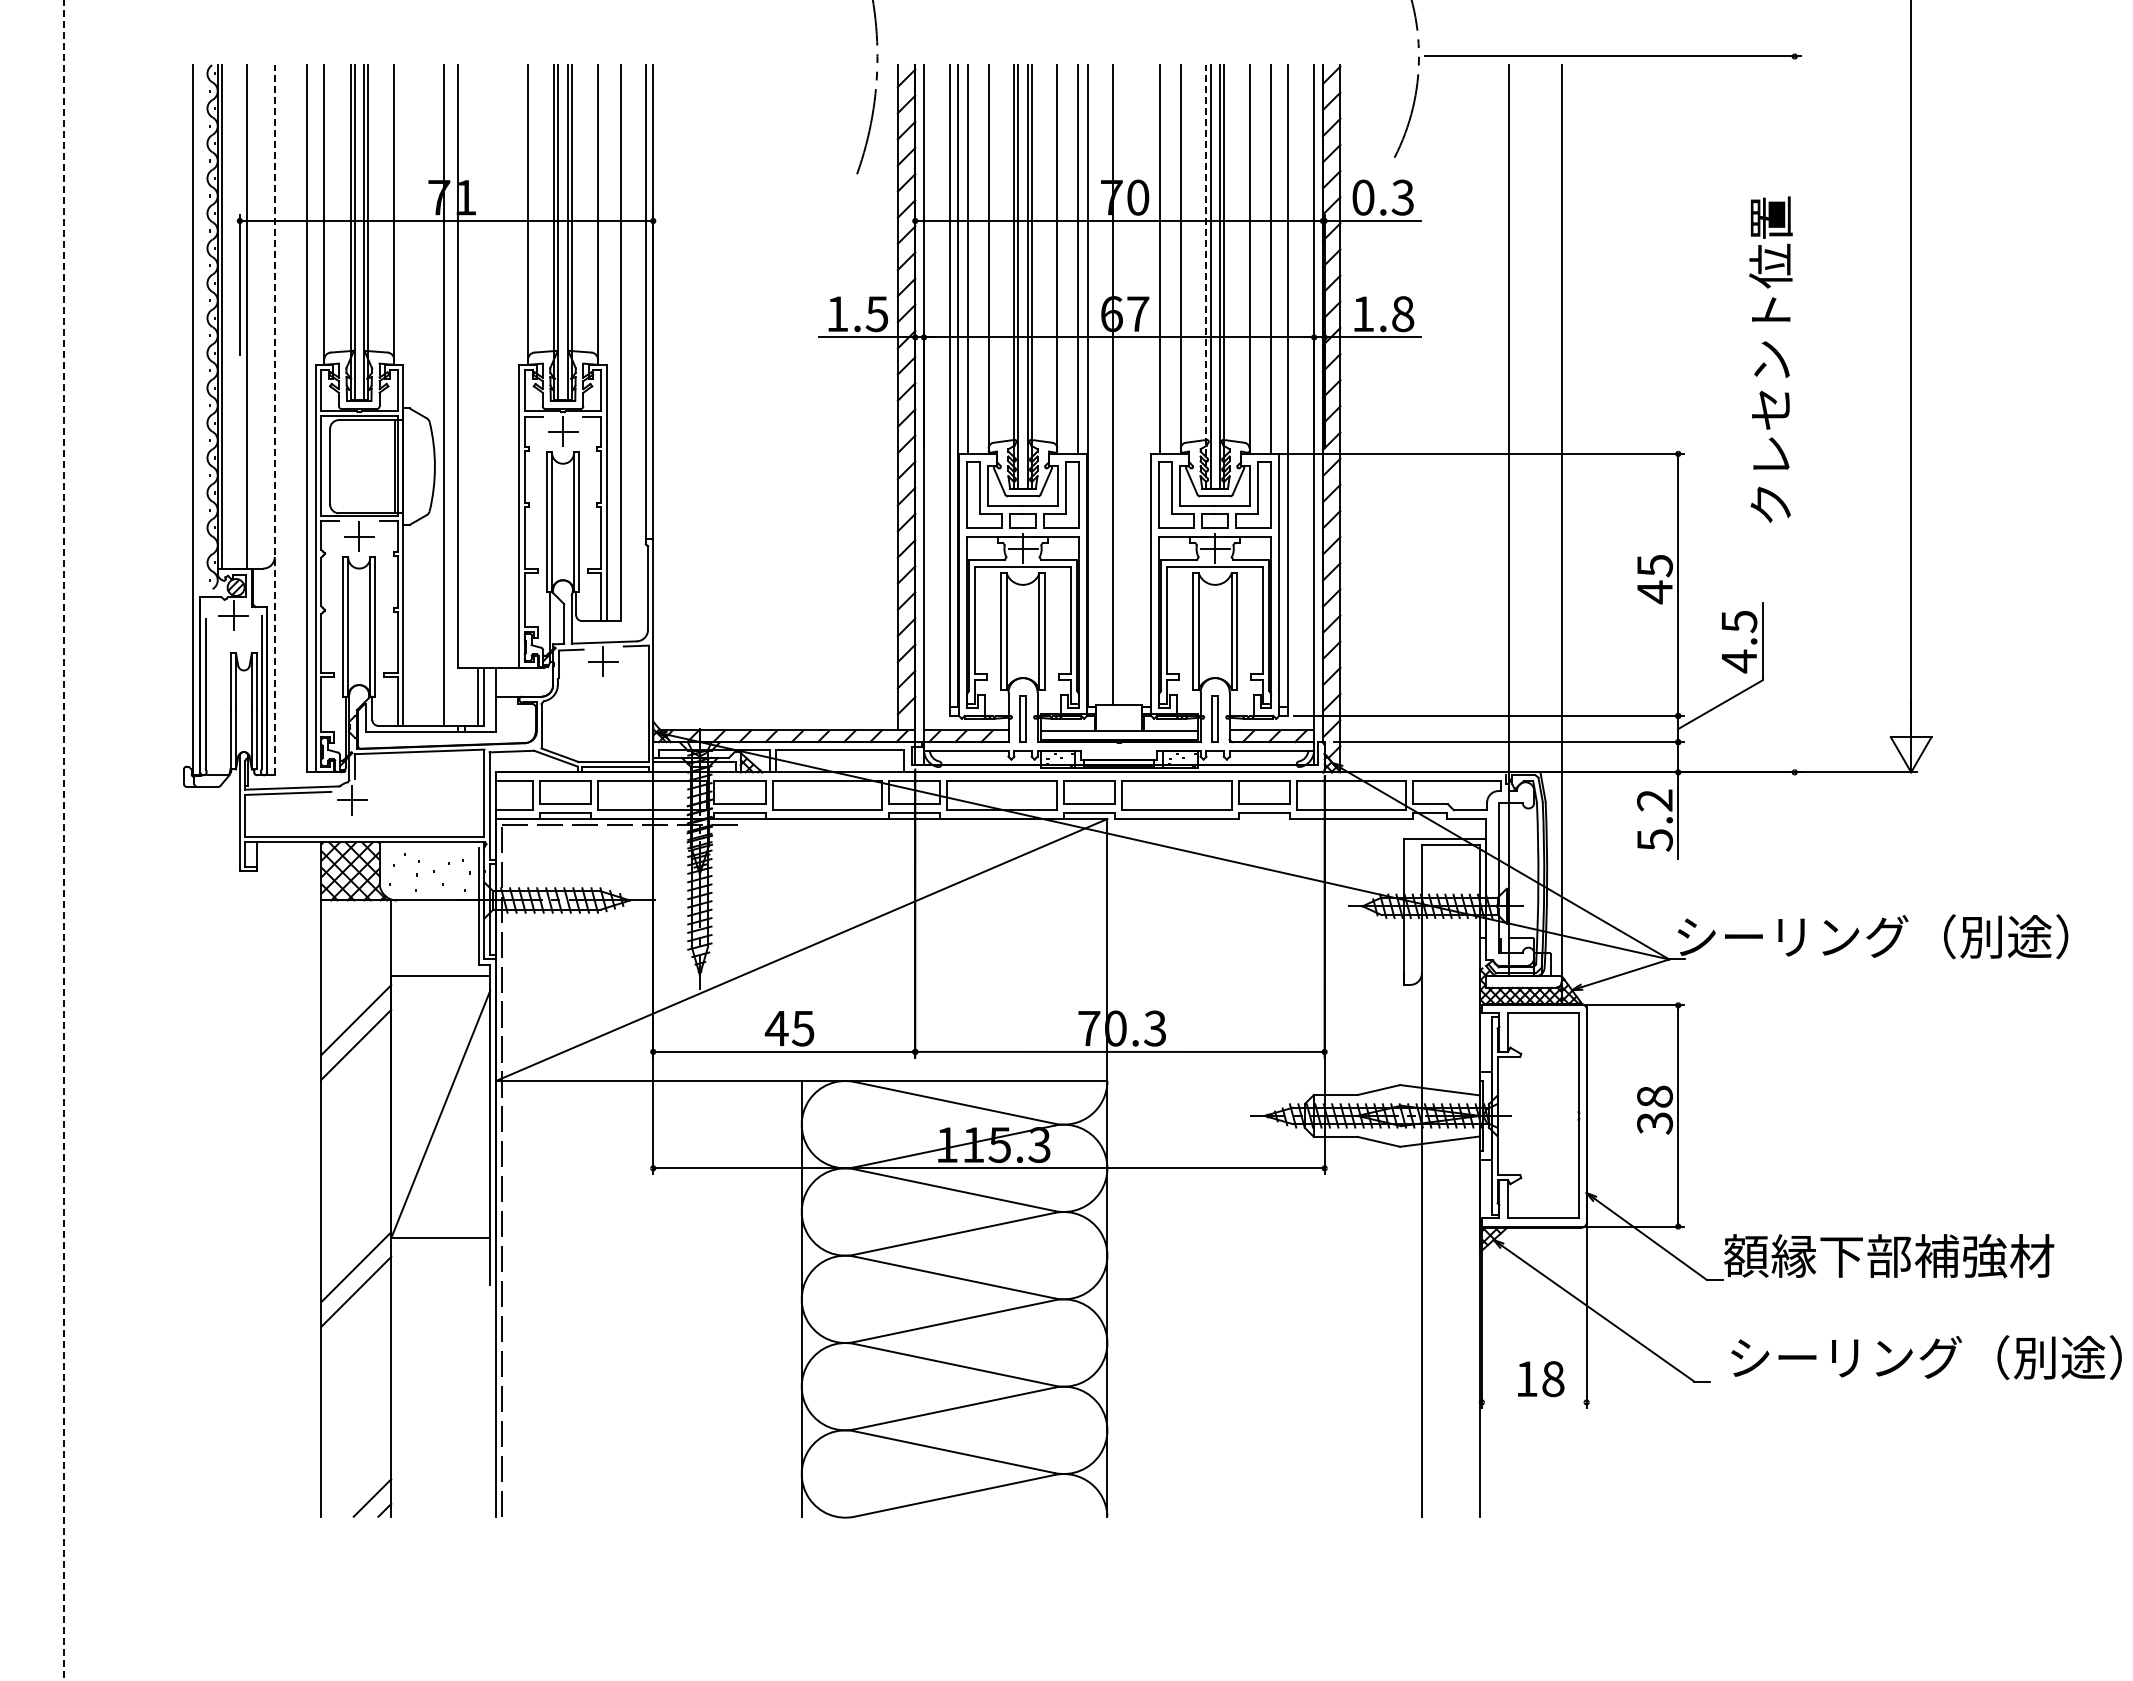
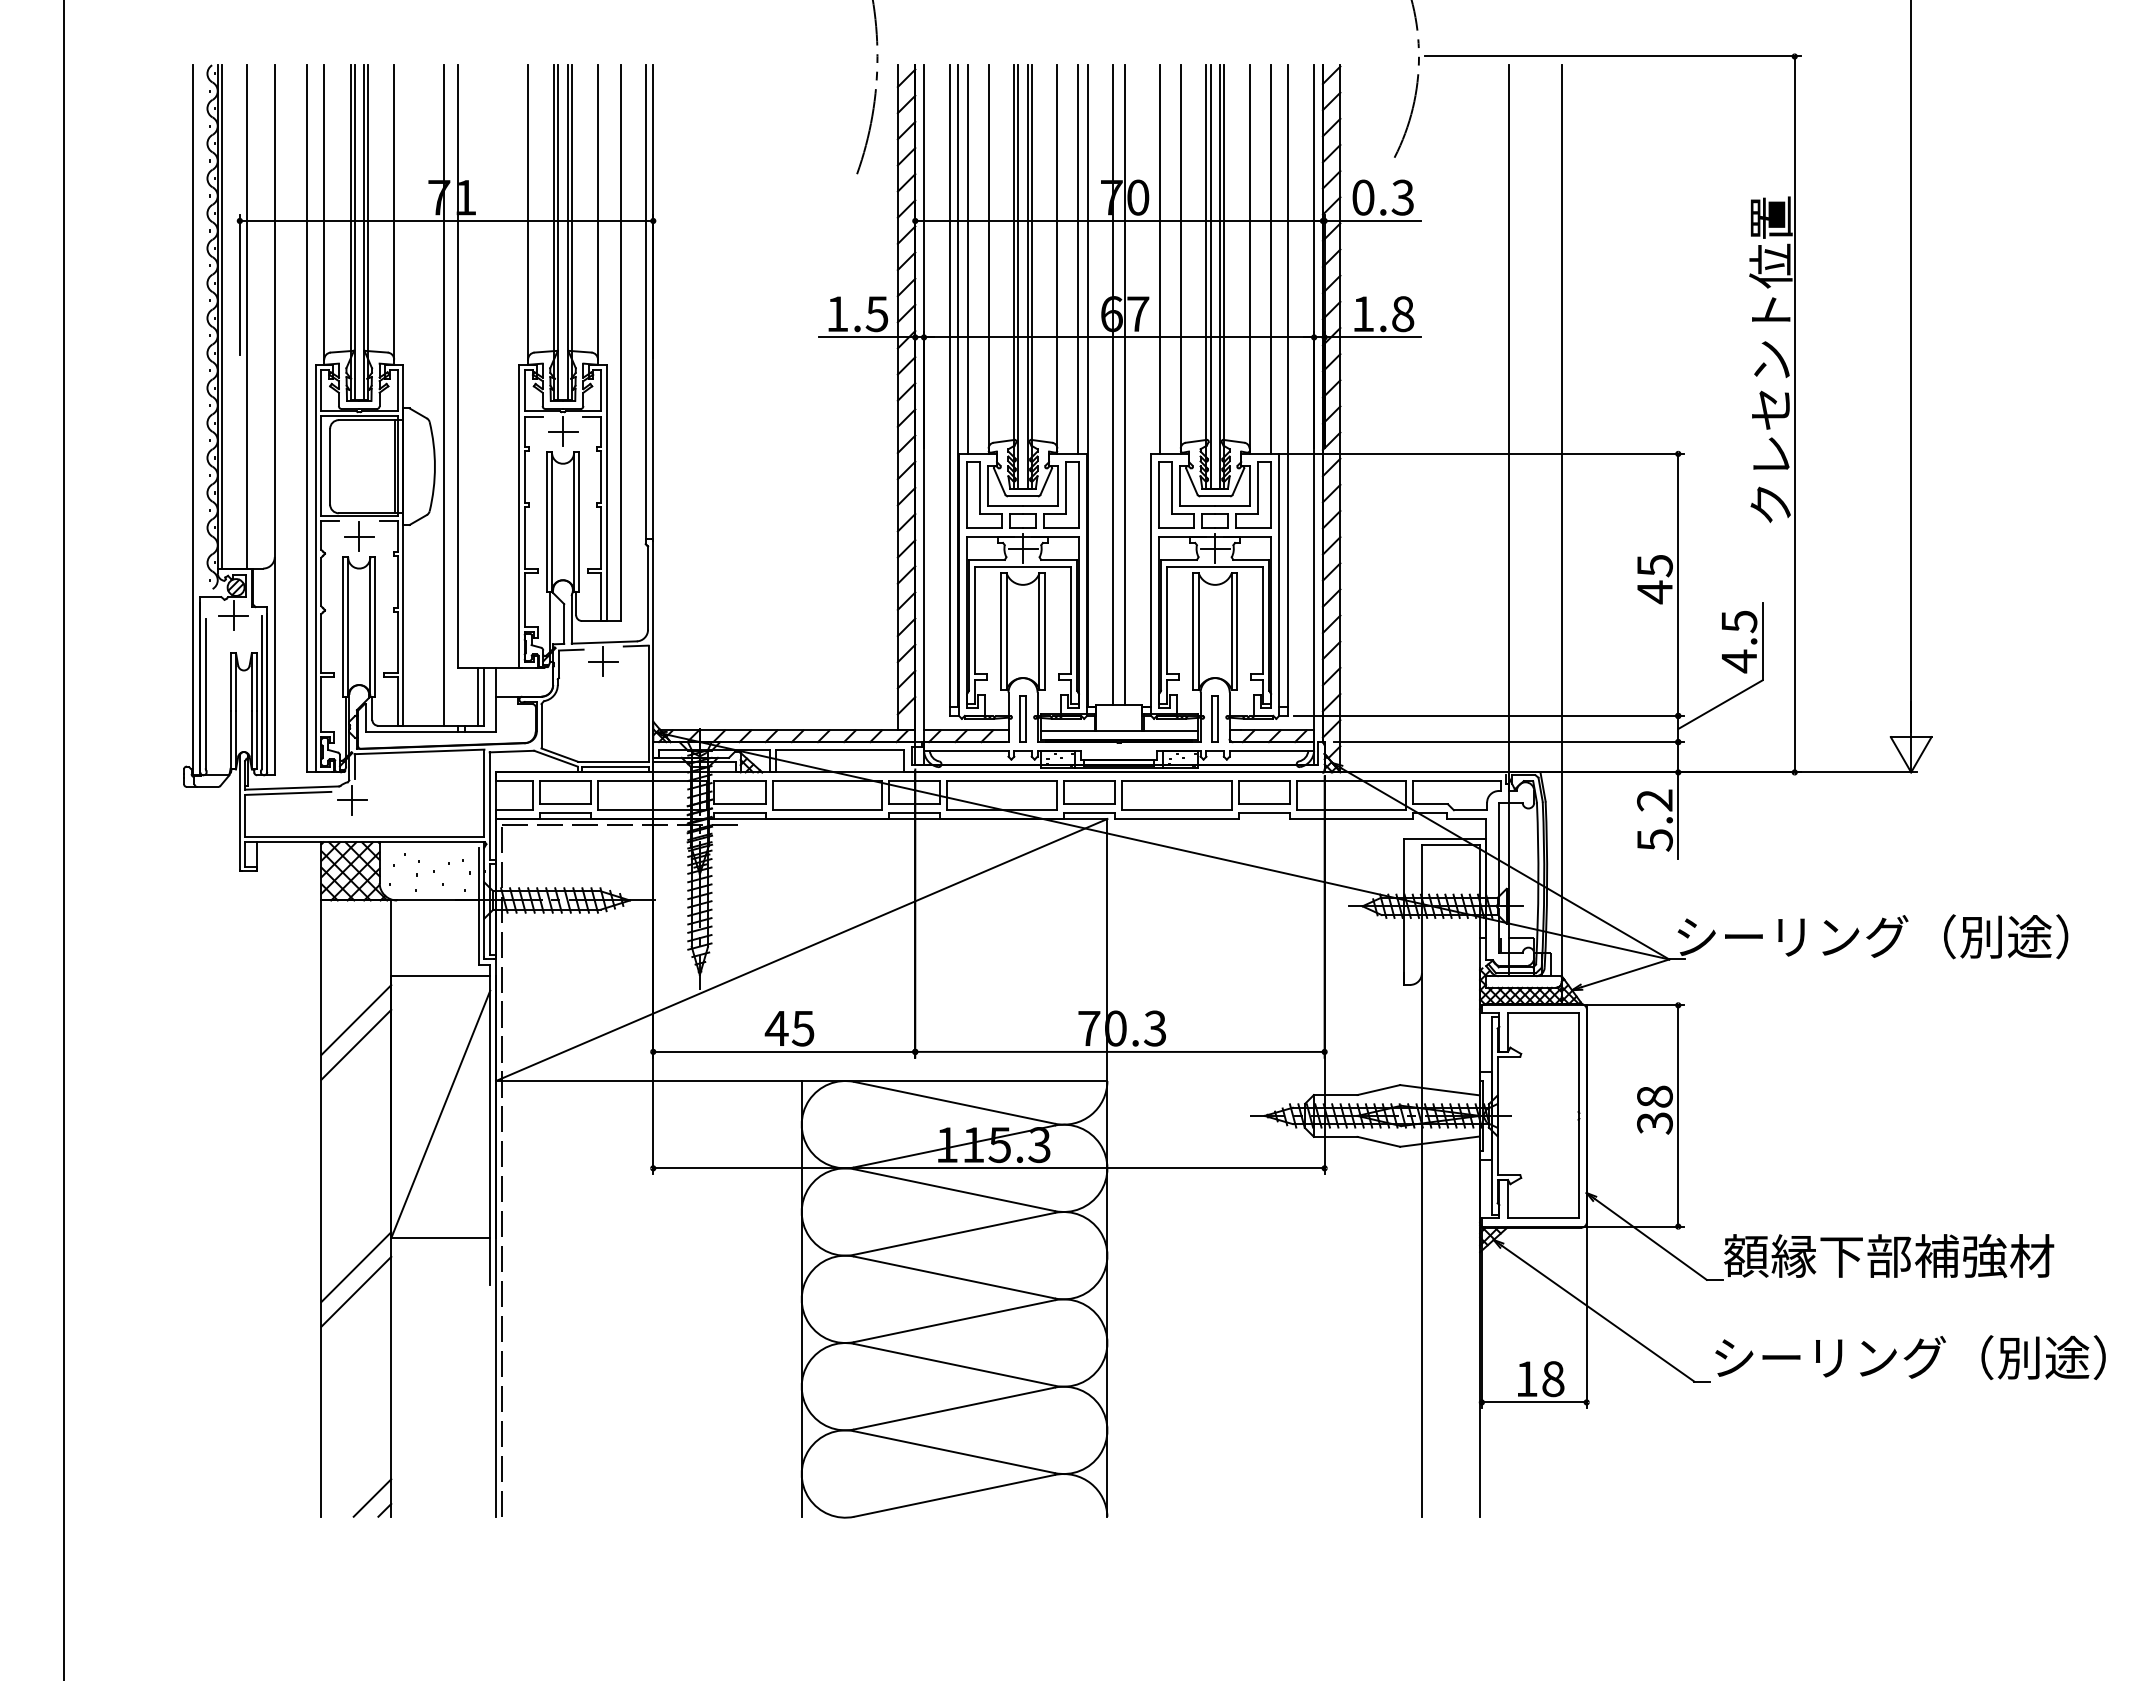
line: dashed -> solid (1206, 277)
line: none -> present (1124, 384)
line: none -> present (1794, 414)
line: dashed -> solid (274, 419)
line: dashed -> solid (63, 839)
text position: (1926, 1357) -> (1910, 1357) (1910, 1357)
line: none -> present (1533, 1402)
